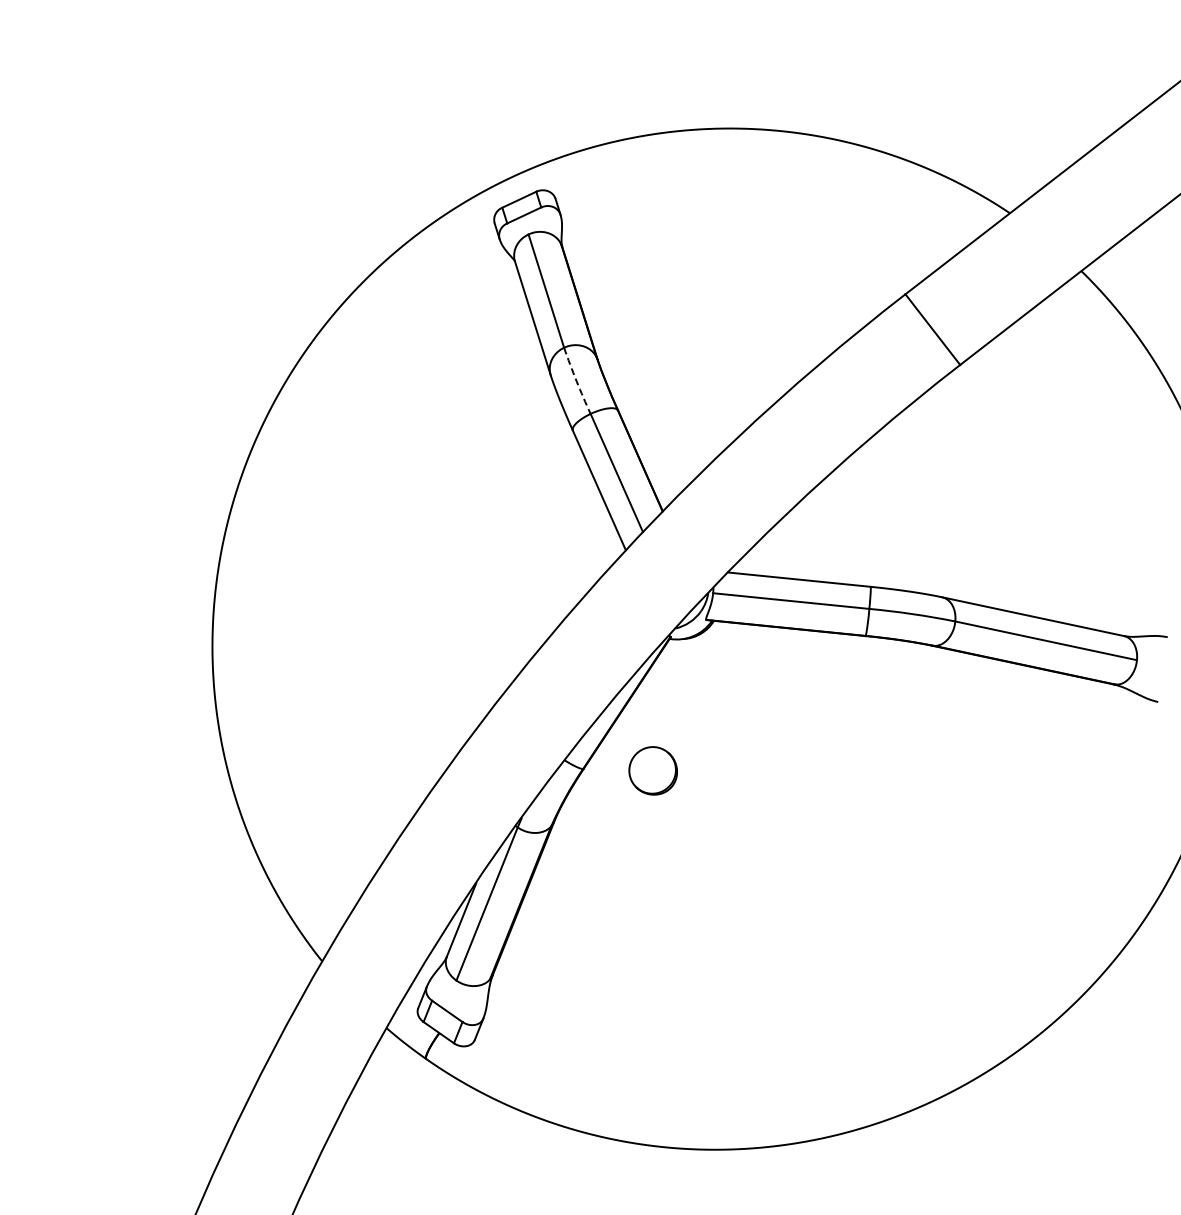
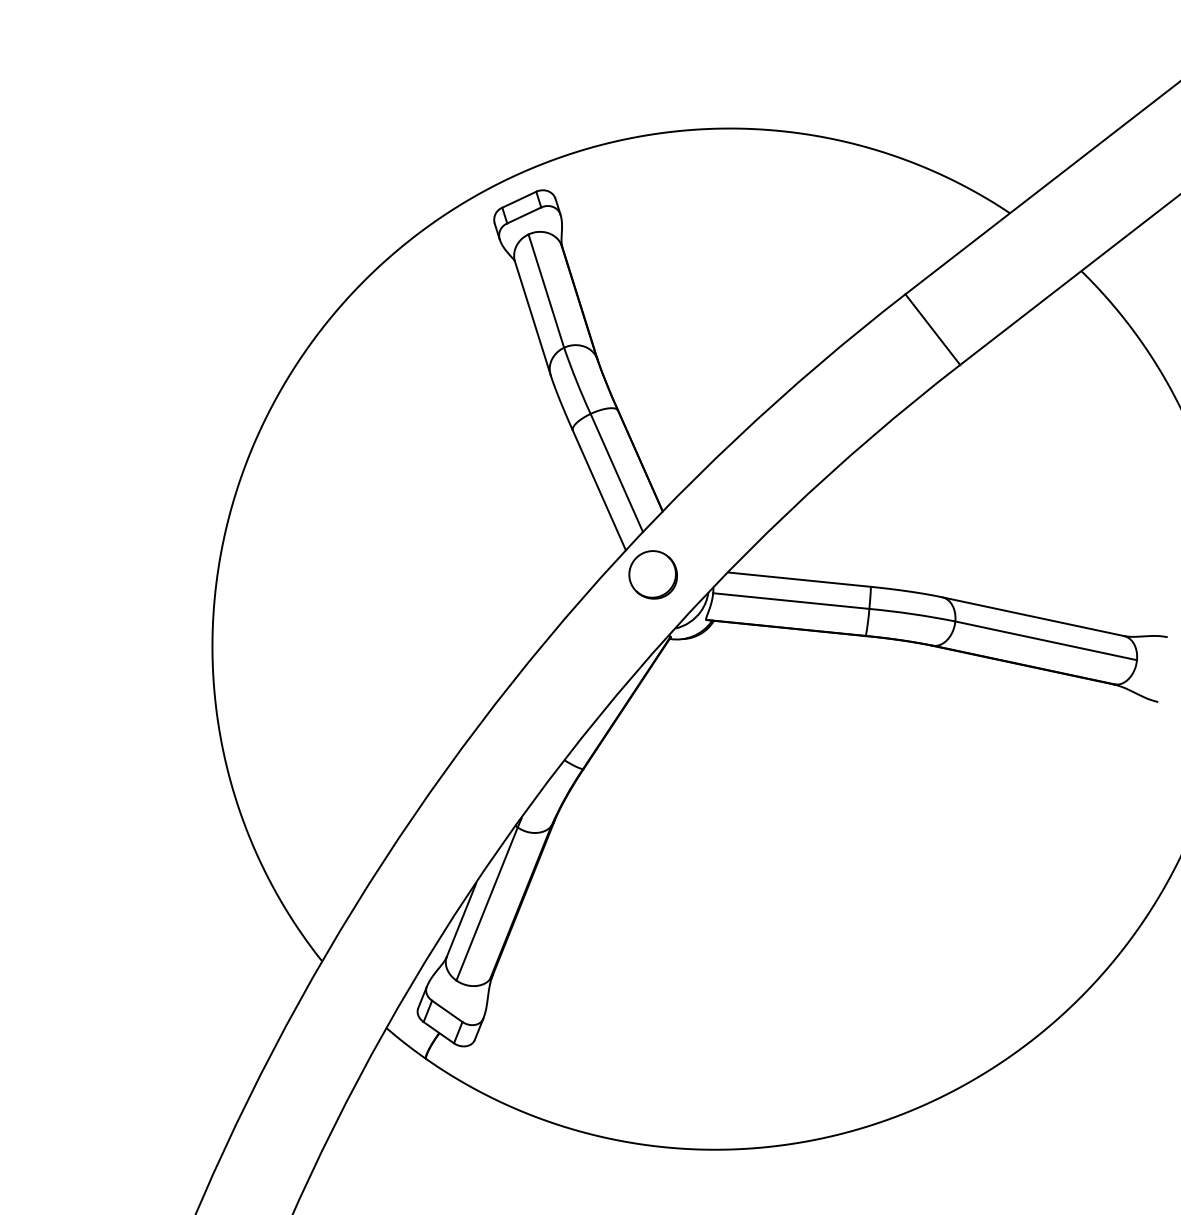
arc: dashed -> solid (576, 381)
part position: (652, 770) -> (652, 574) (652, 574)
